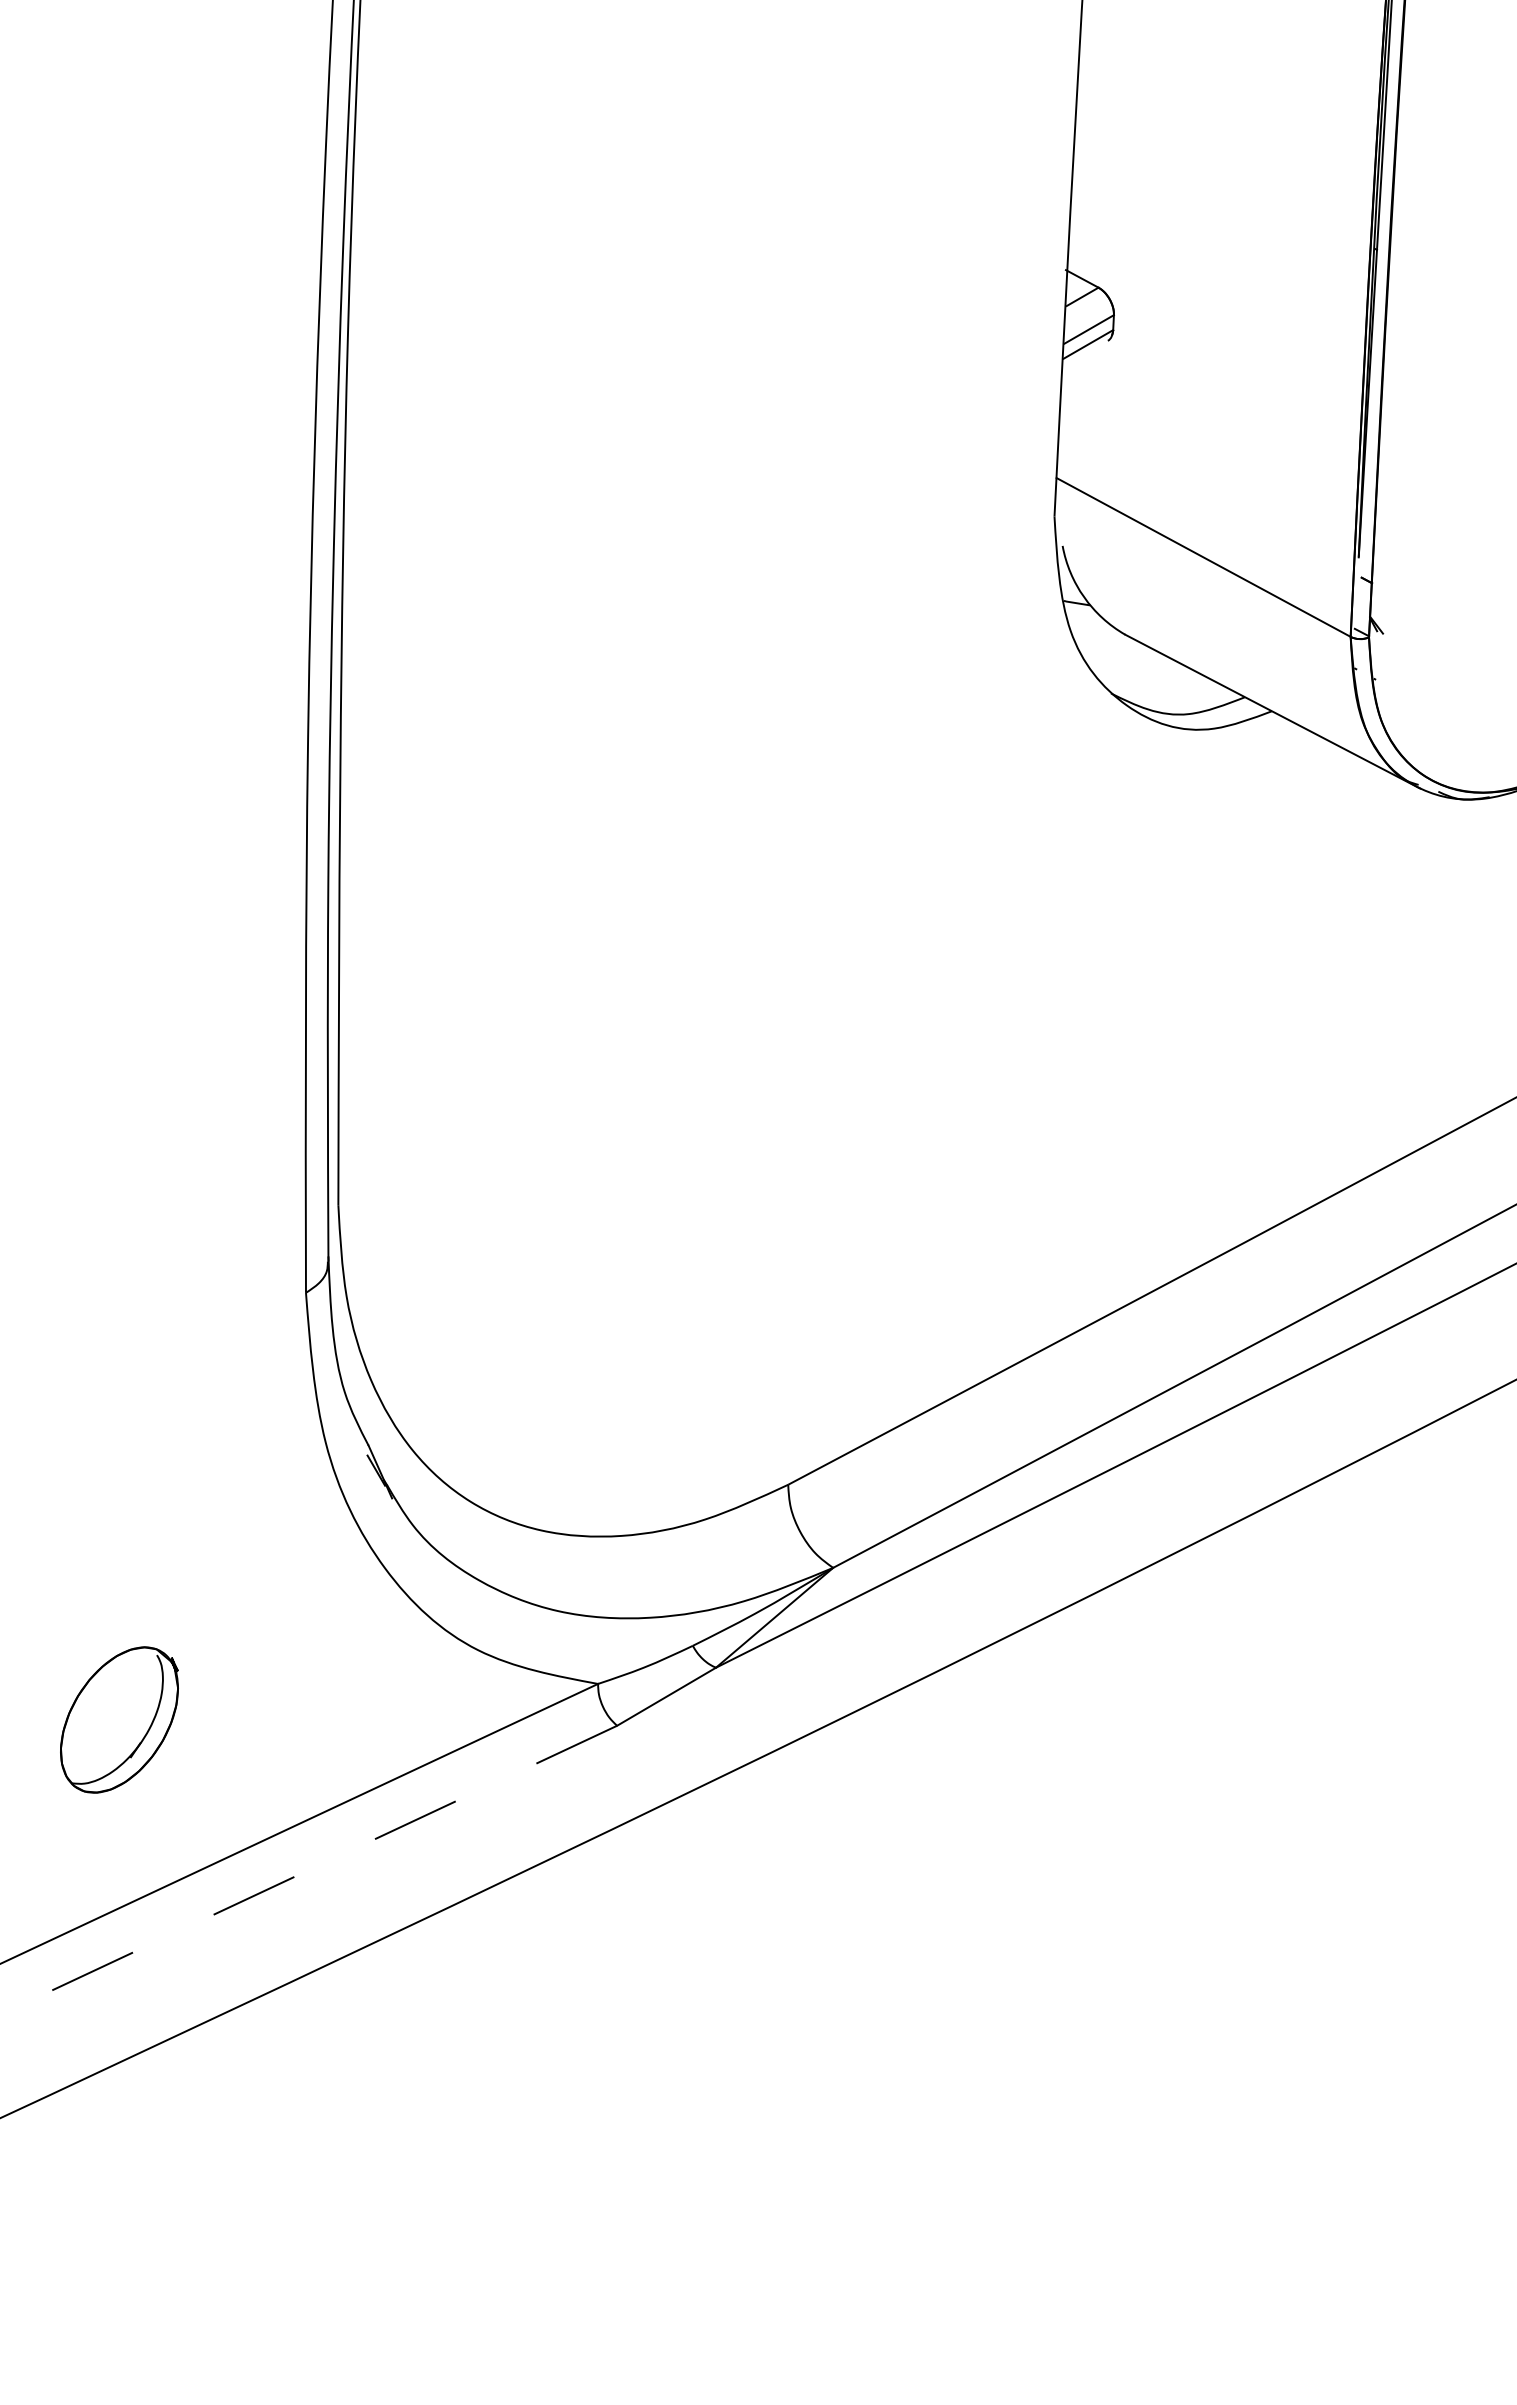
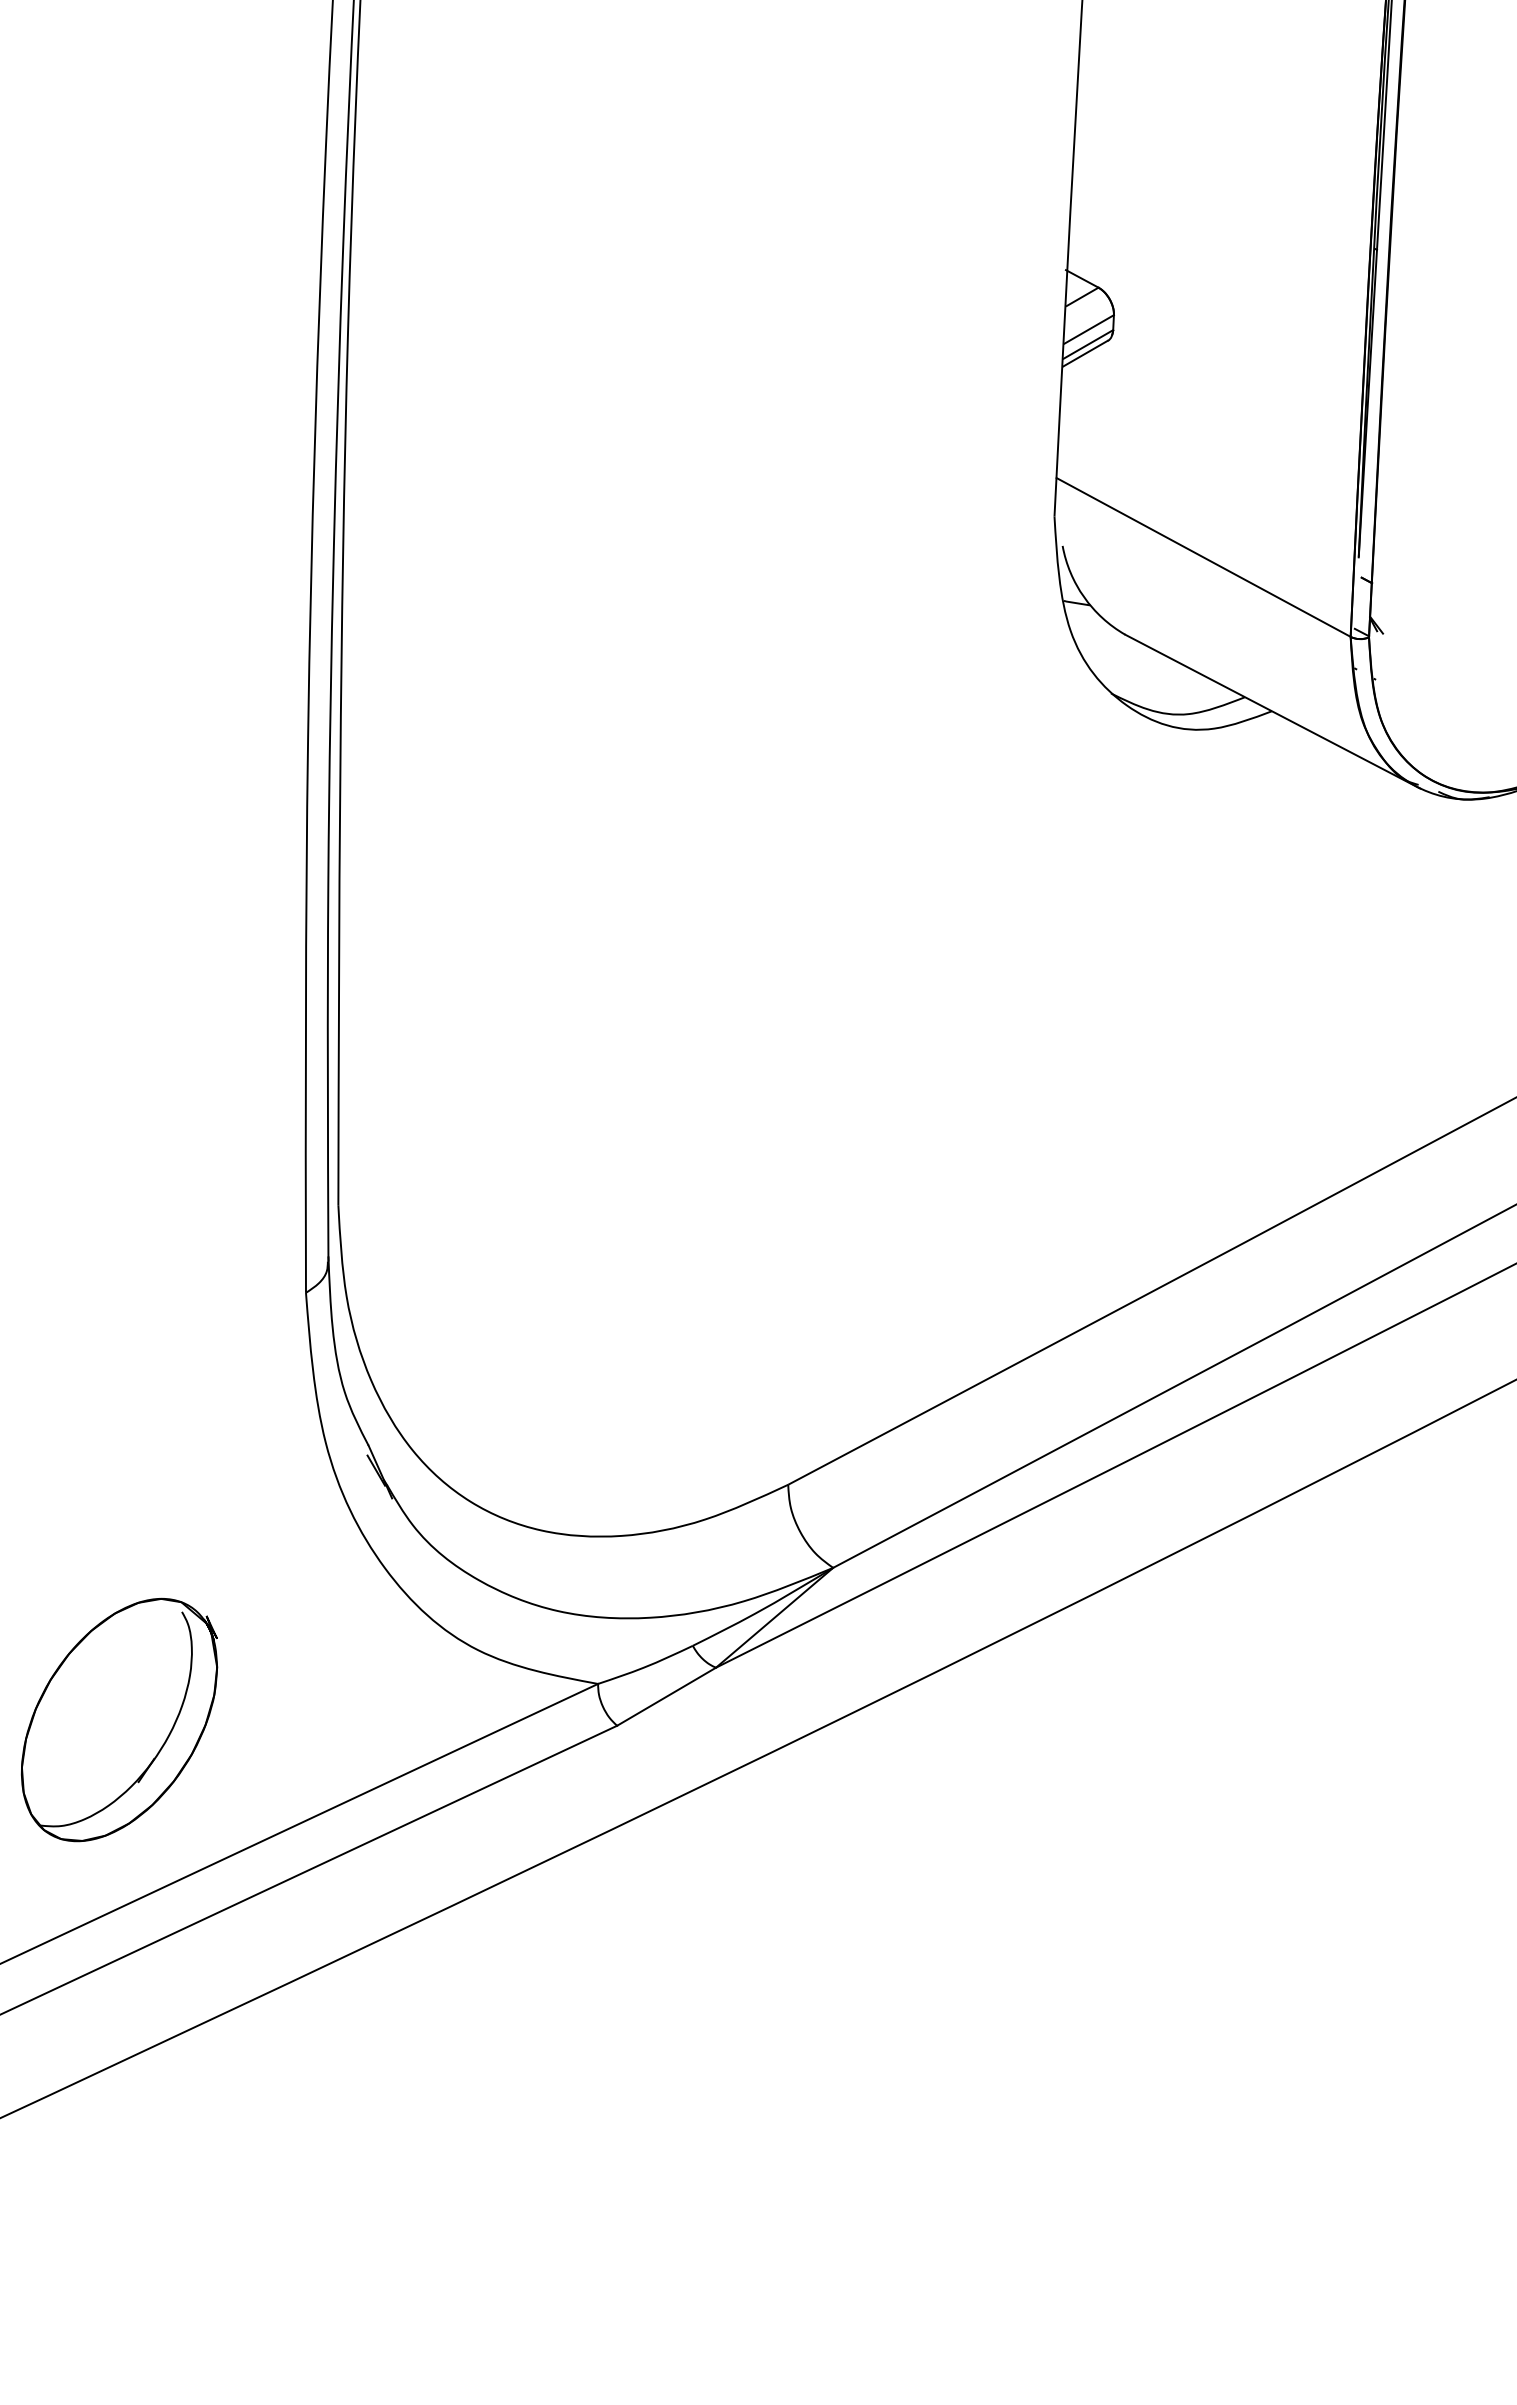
line: none -> present (1085, 353)
part size: 119x148 px -> 199x246 px (119, 1719)
line: dashed -> solid (308, 1870)
